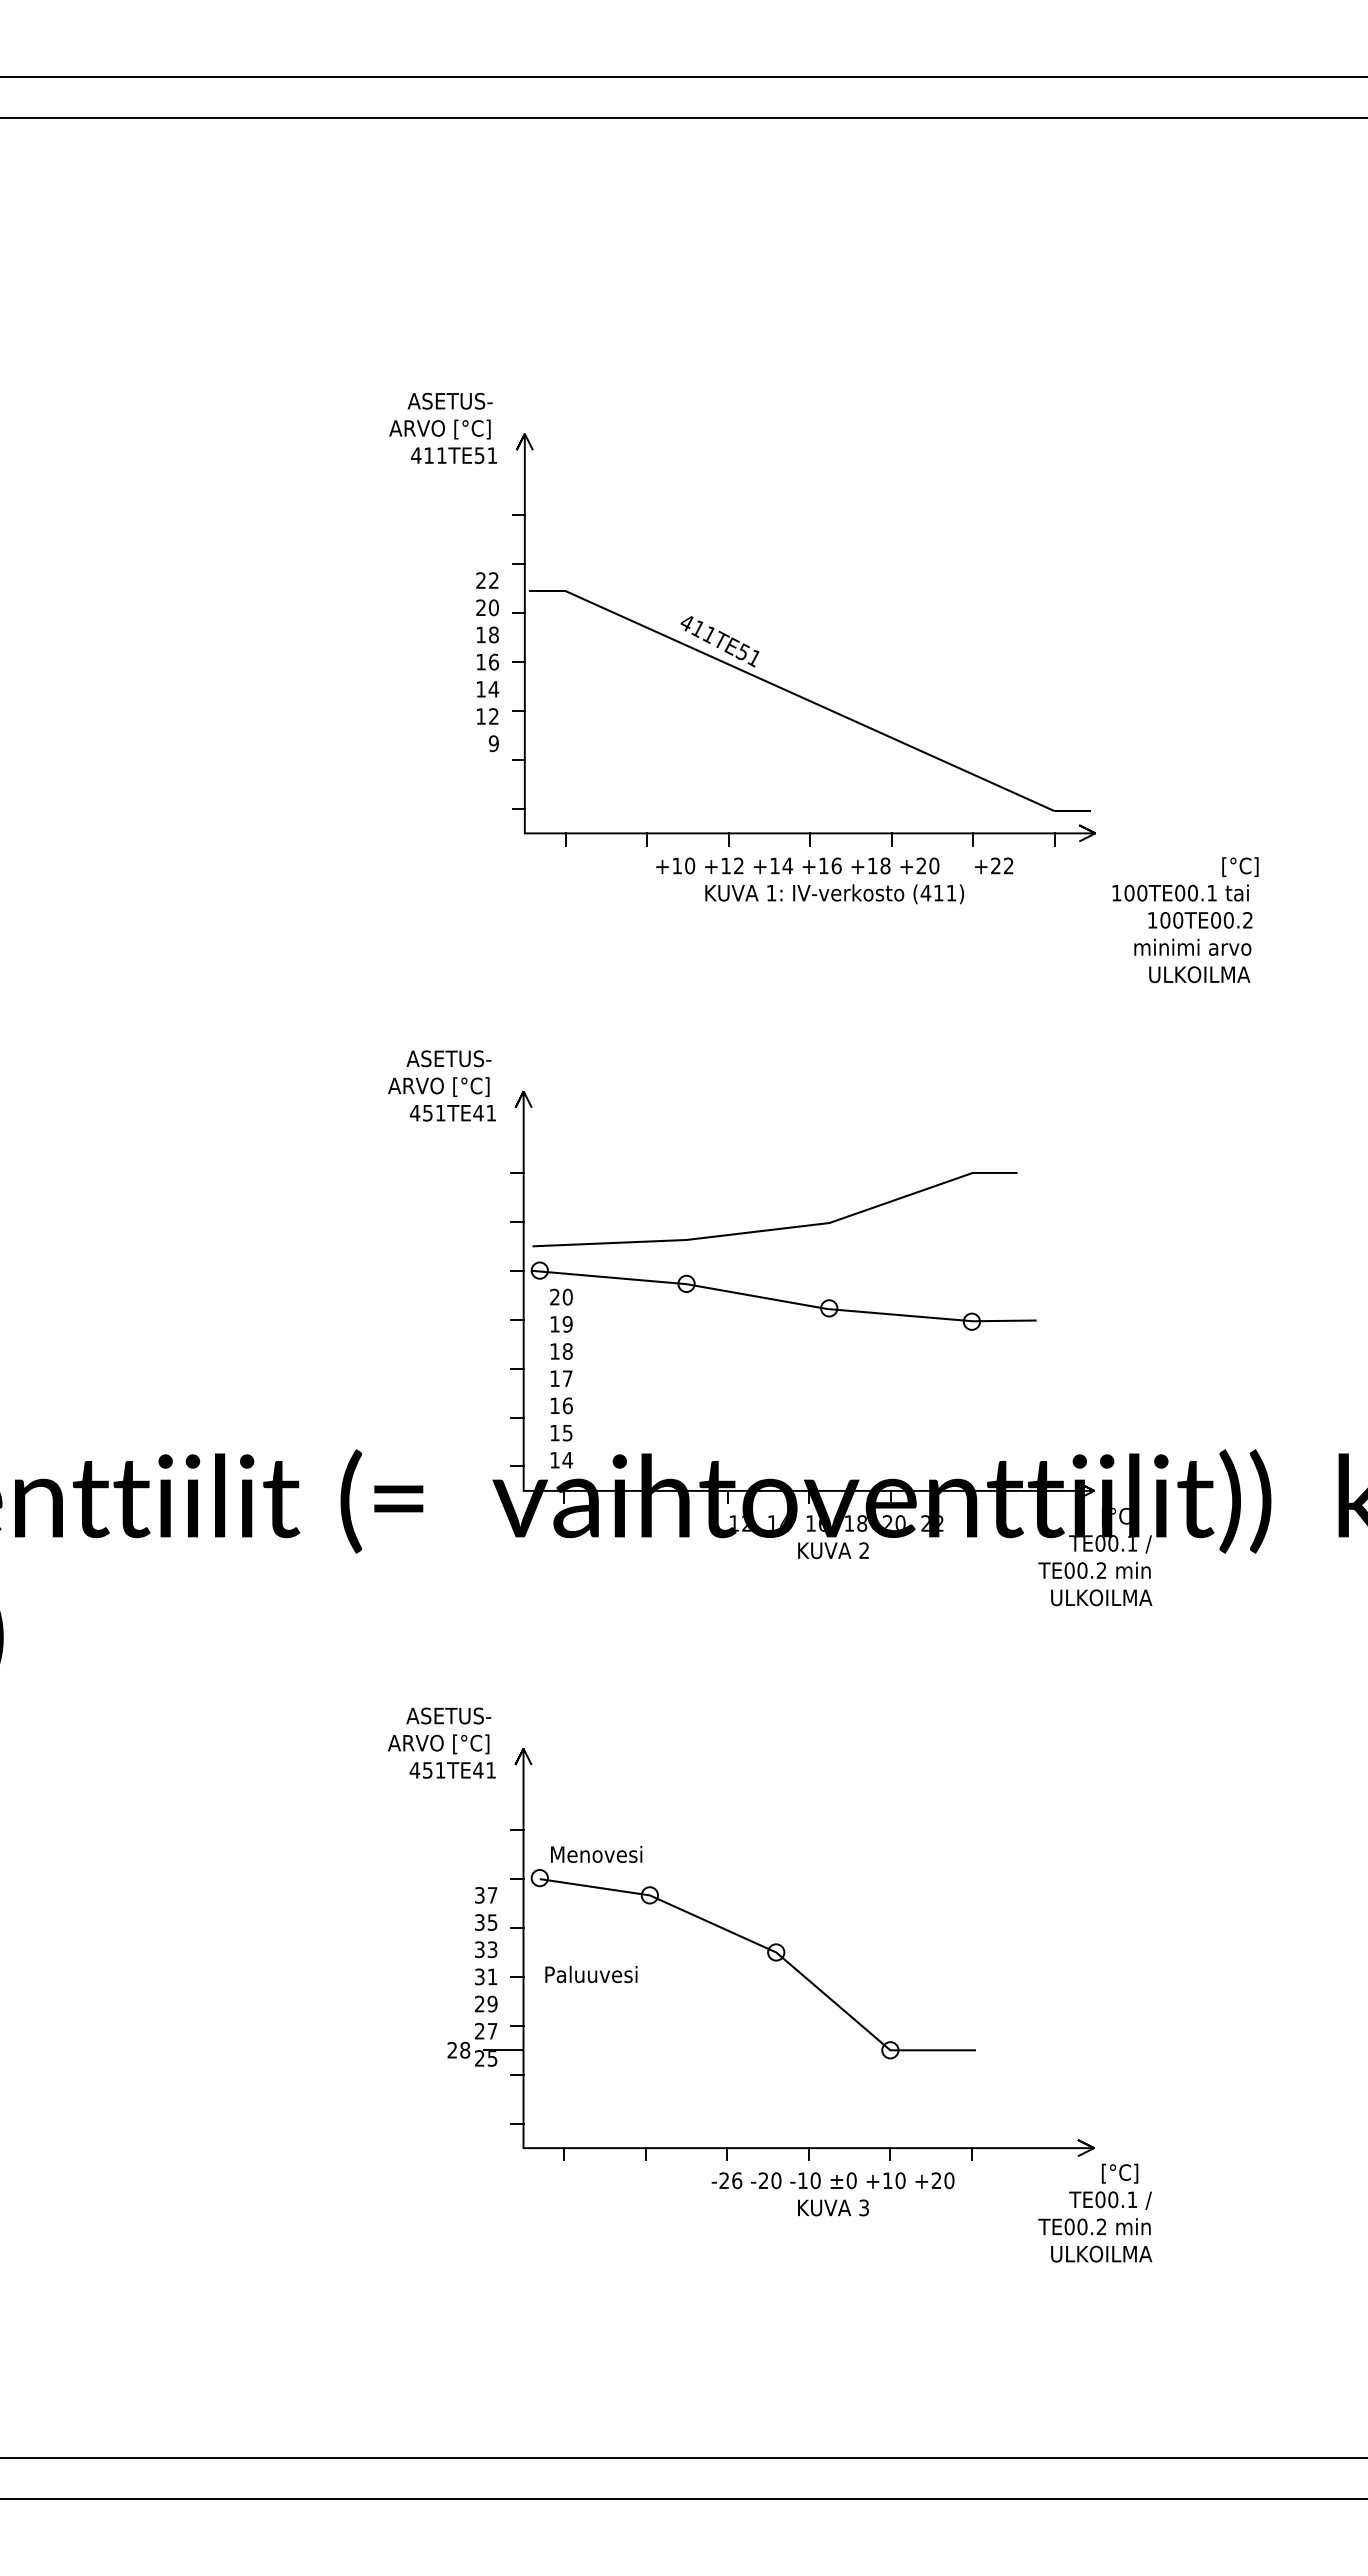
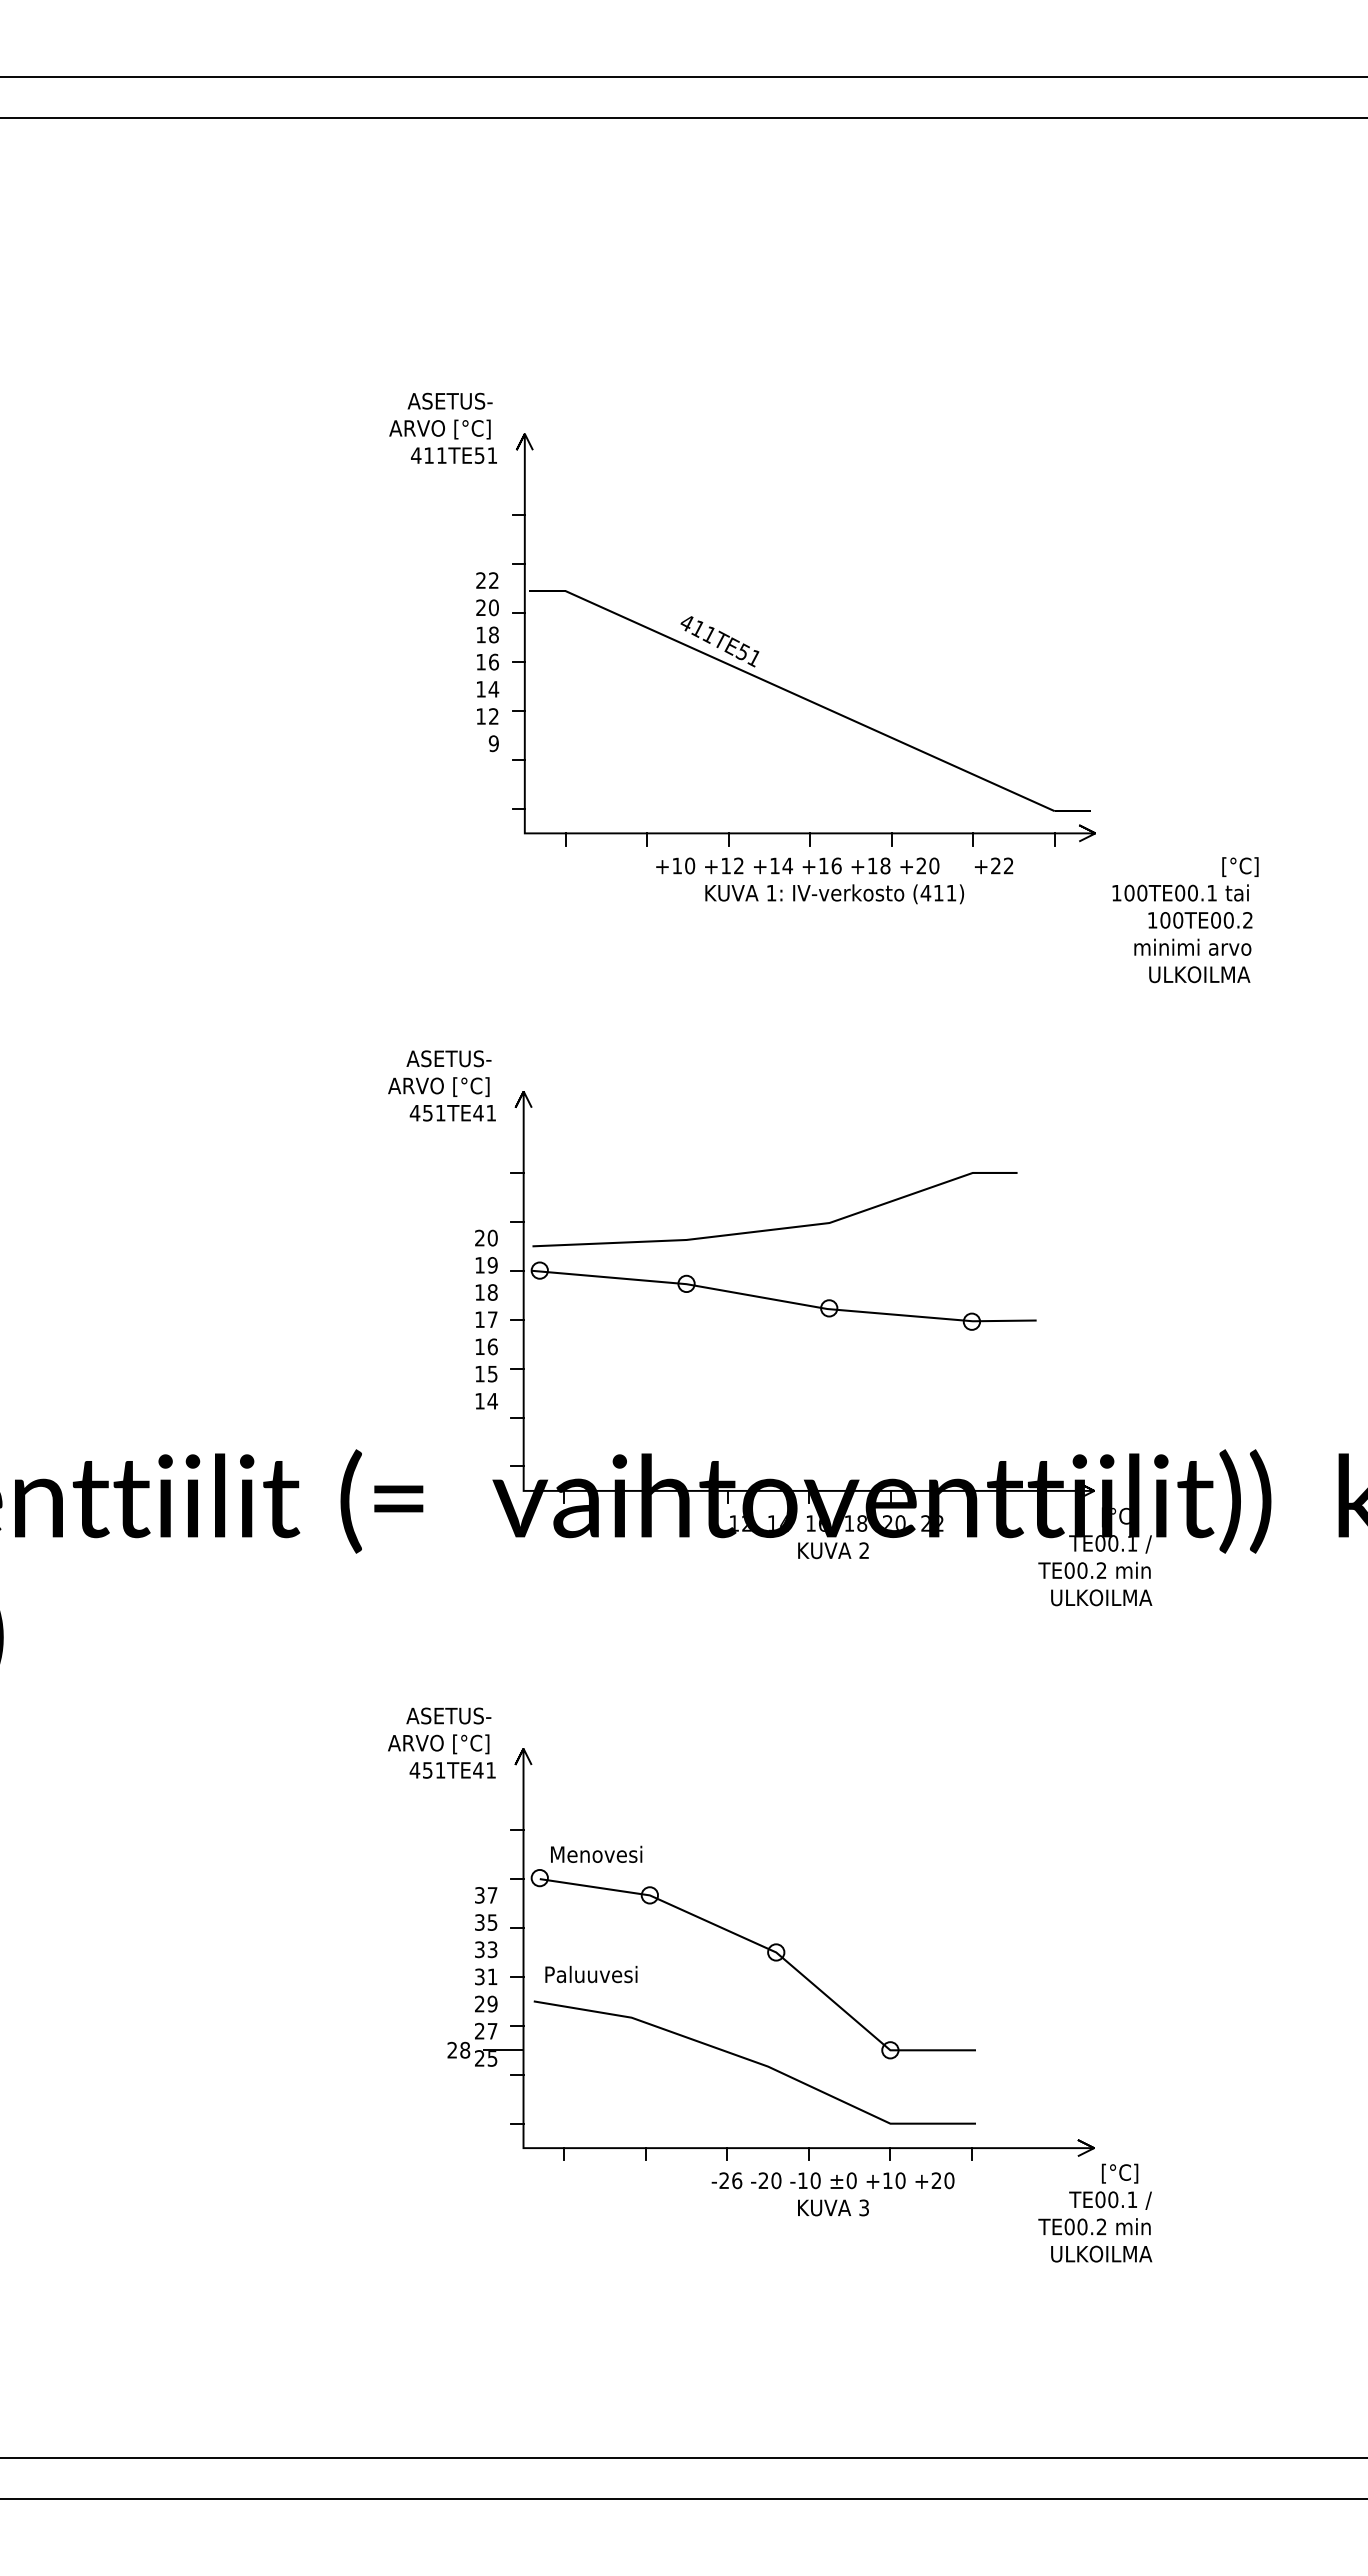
text position: (561, 1378) -> (486, 1319) (486, 1319)
curve: none -> present (754, 2062)
